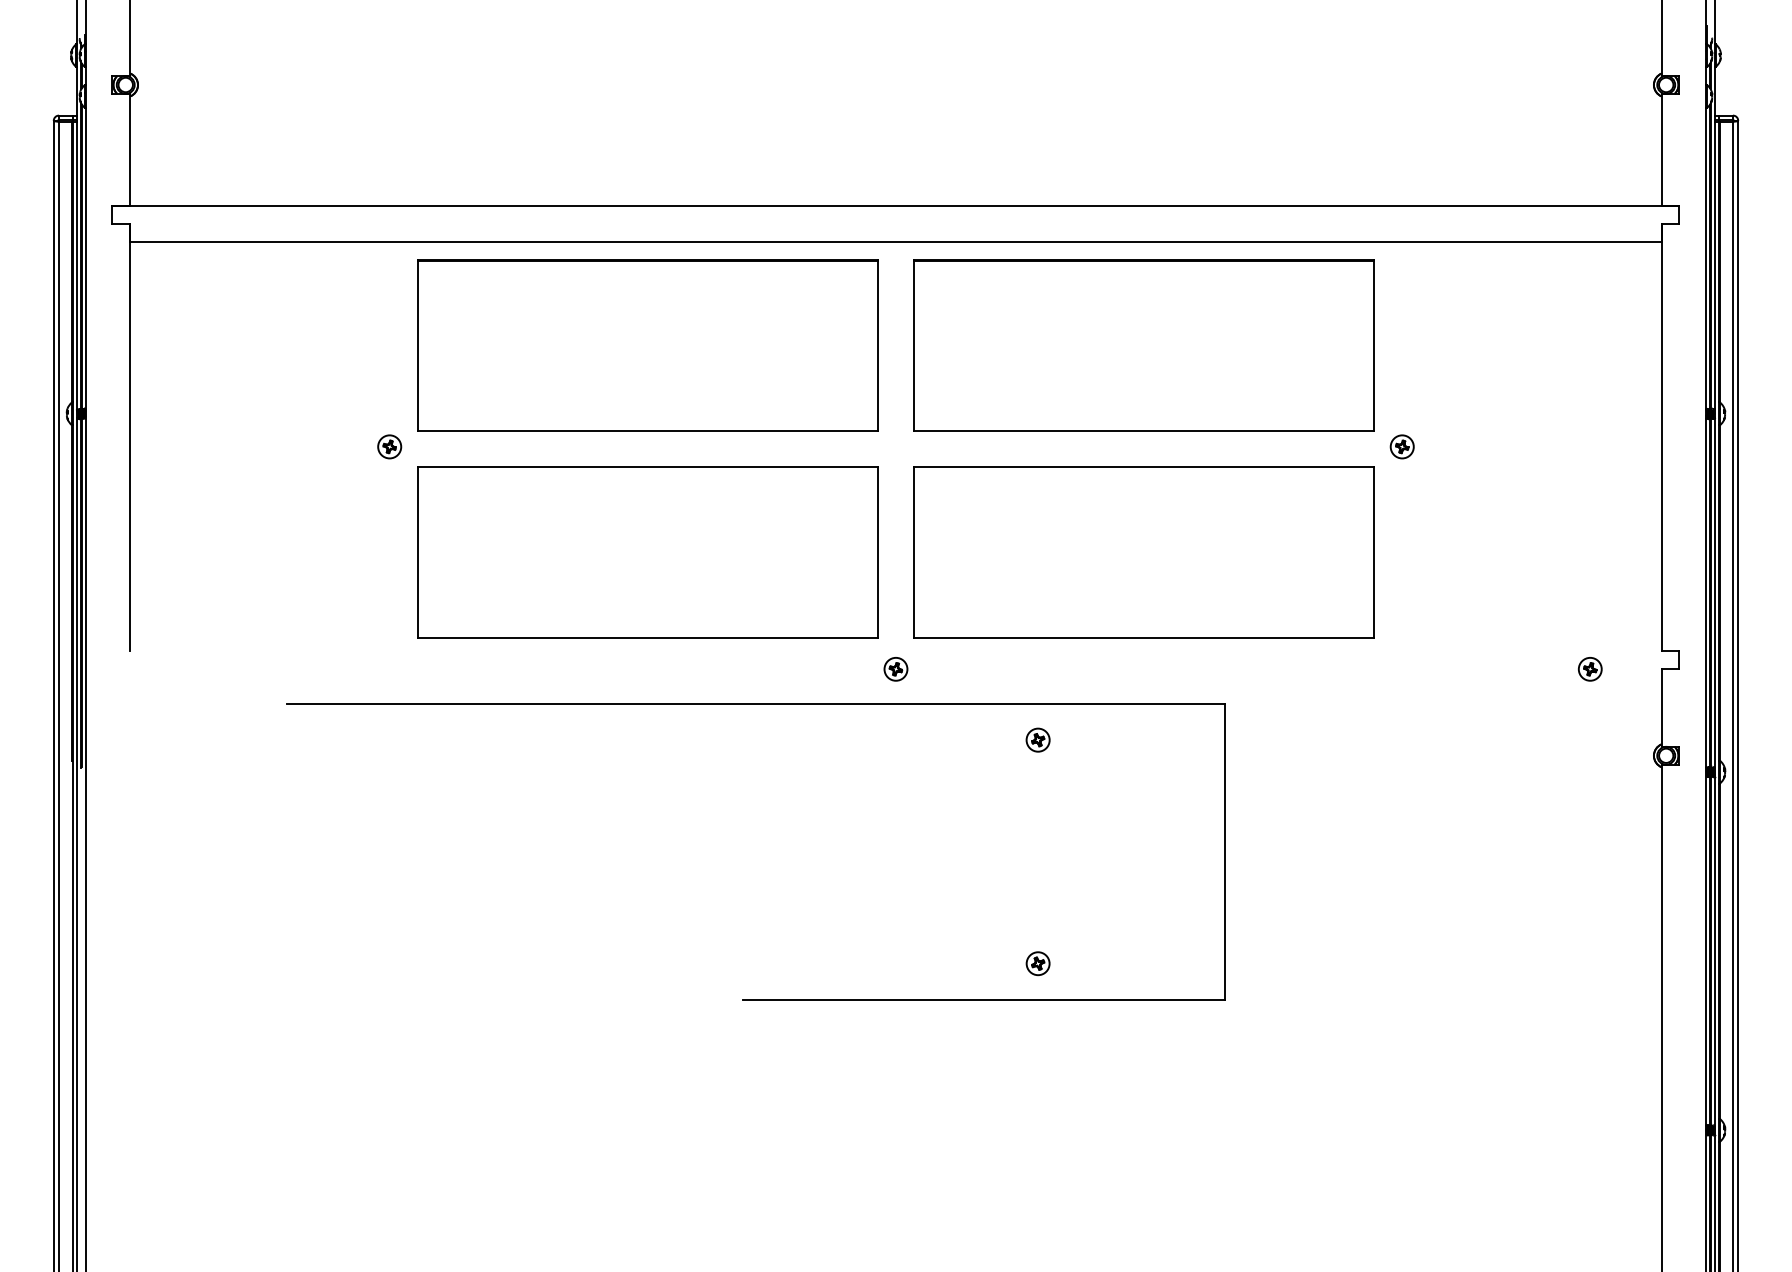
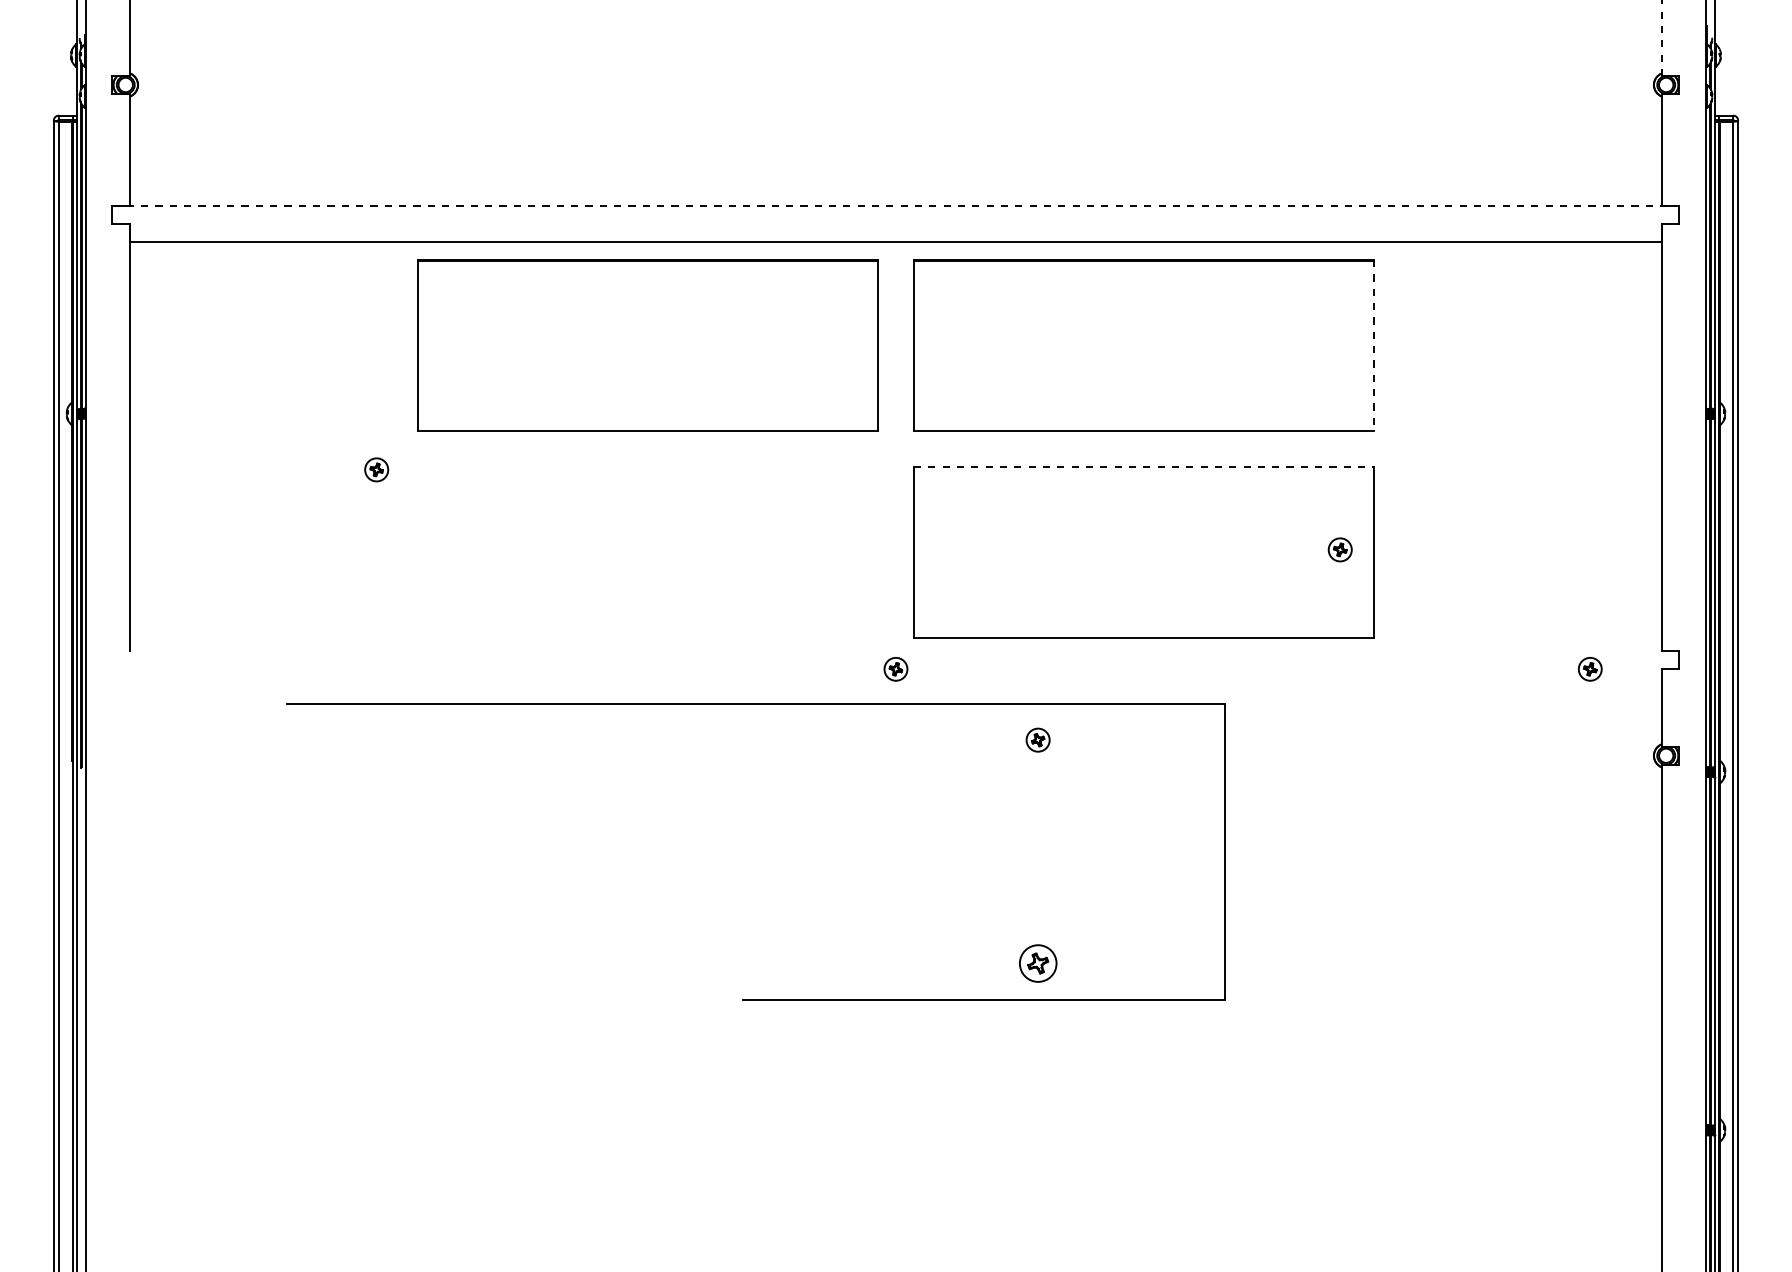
line: solid -> dashed (1661, 38)
line: solid -> dashed (896, 206)
line: solid -> dashed (1373, 345)
part position: (389, 446) -> (376, 469) (376, 469)
part position: (1401, 446) -> (1339, 549) (1339, 549)
line: solid -> dashed (1143, 467)
part: present -> none (647, 552)
part size: 26x26 px -> 39x39 px (1038, 963)
